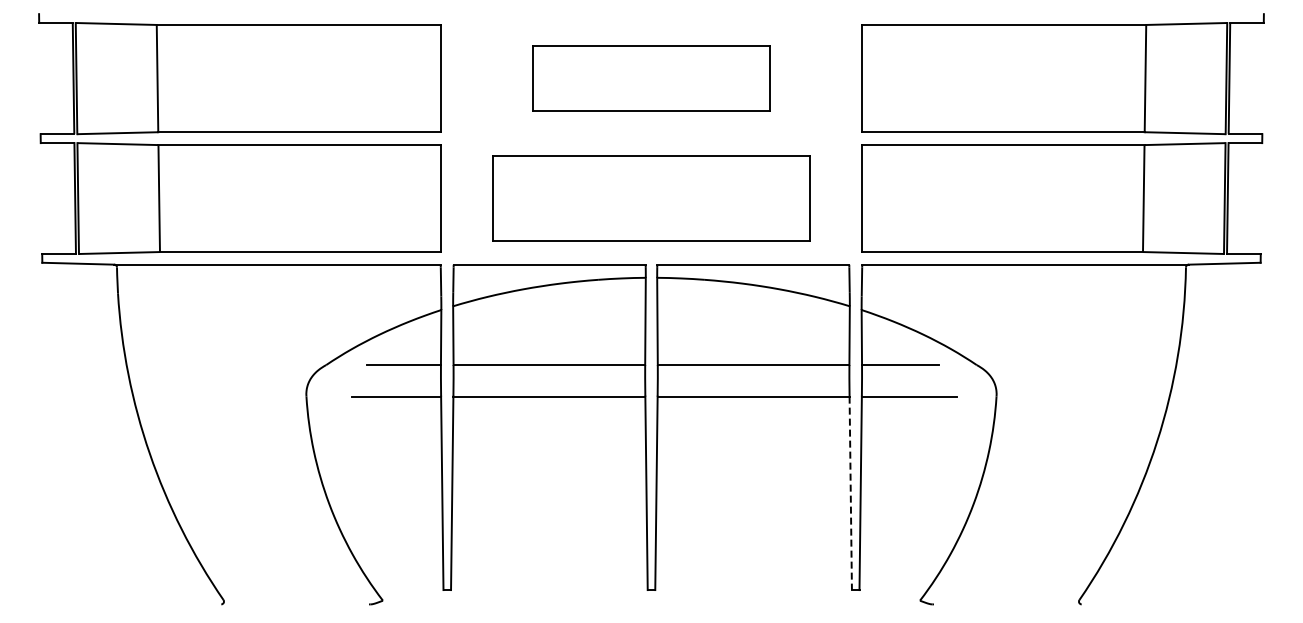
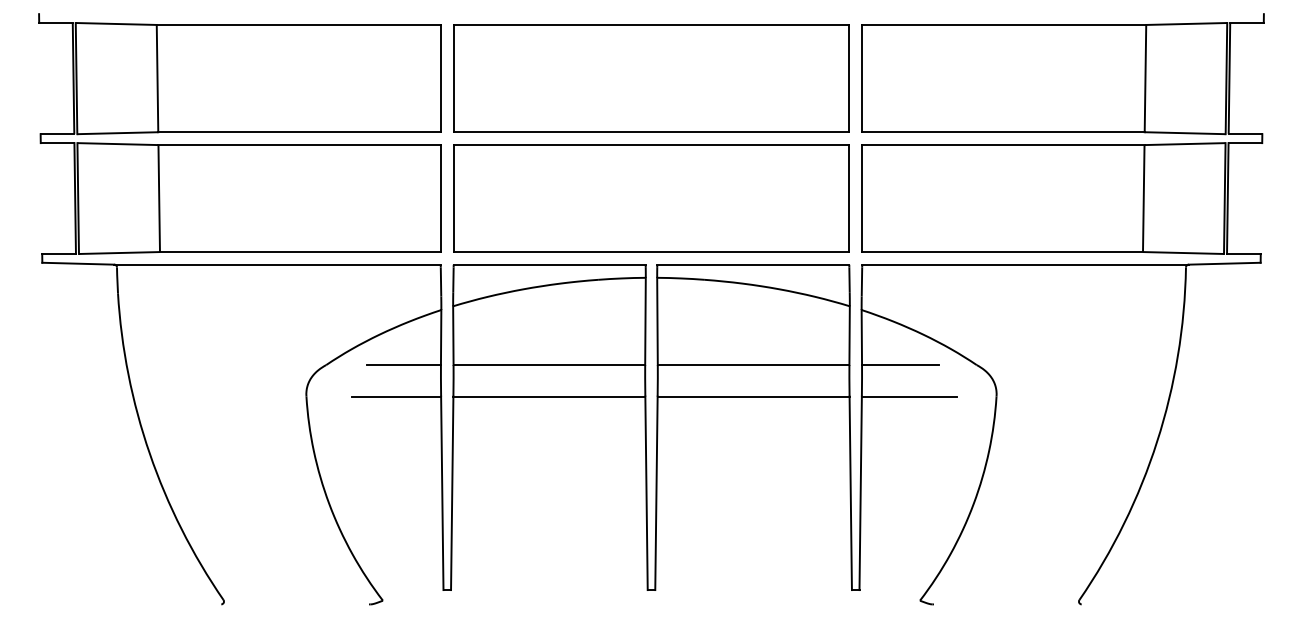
part size: 239x67 px -> 397x109 px (651, 78)
part size: 319x87 px -> 397x109 px (651, 198)
line: dashed -> solid (850, 493)
